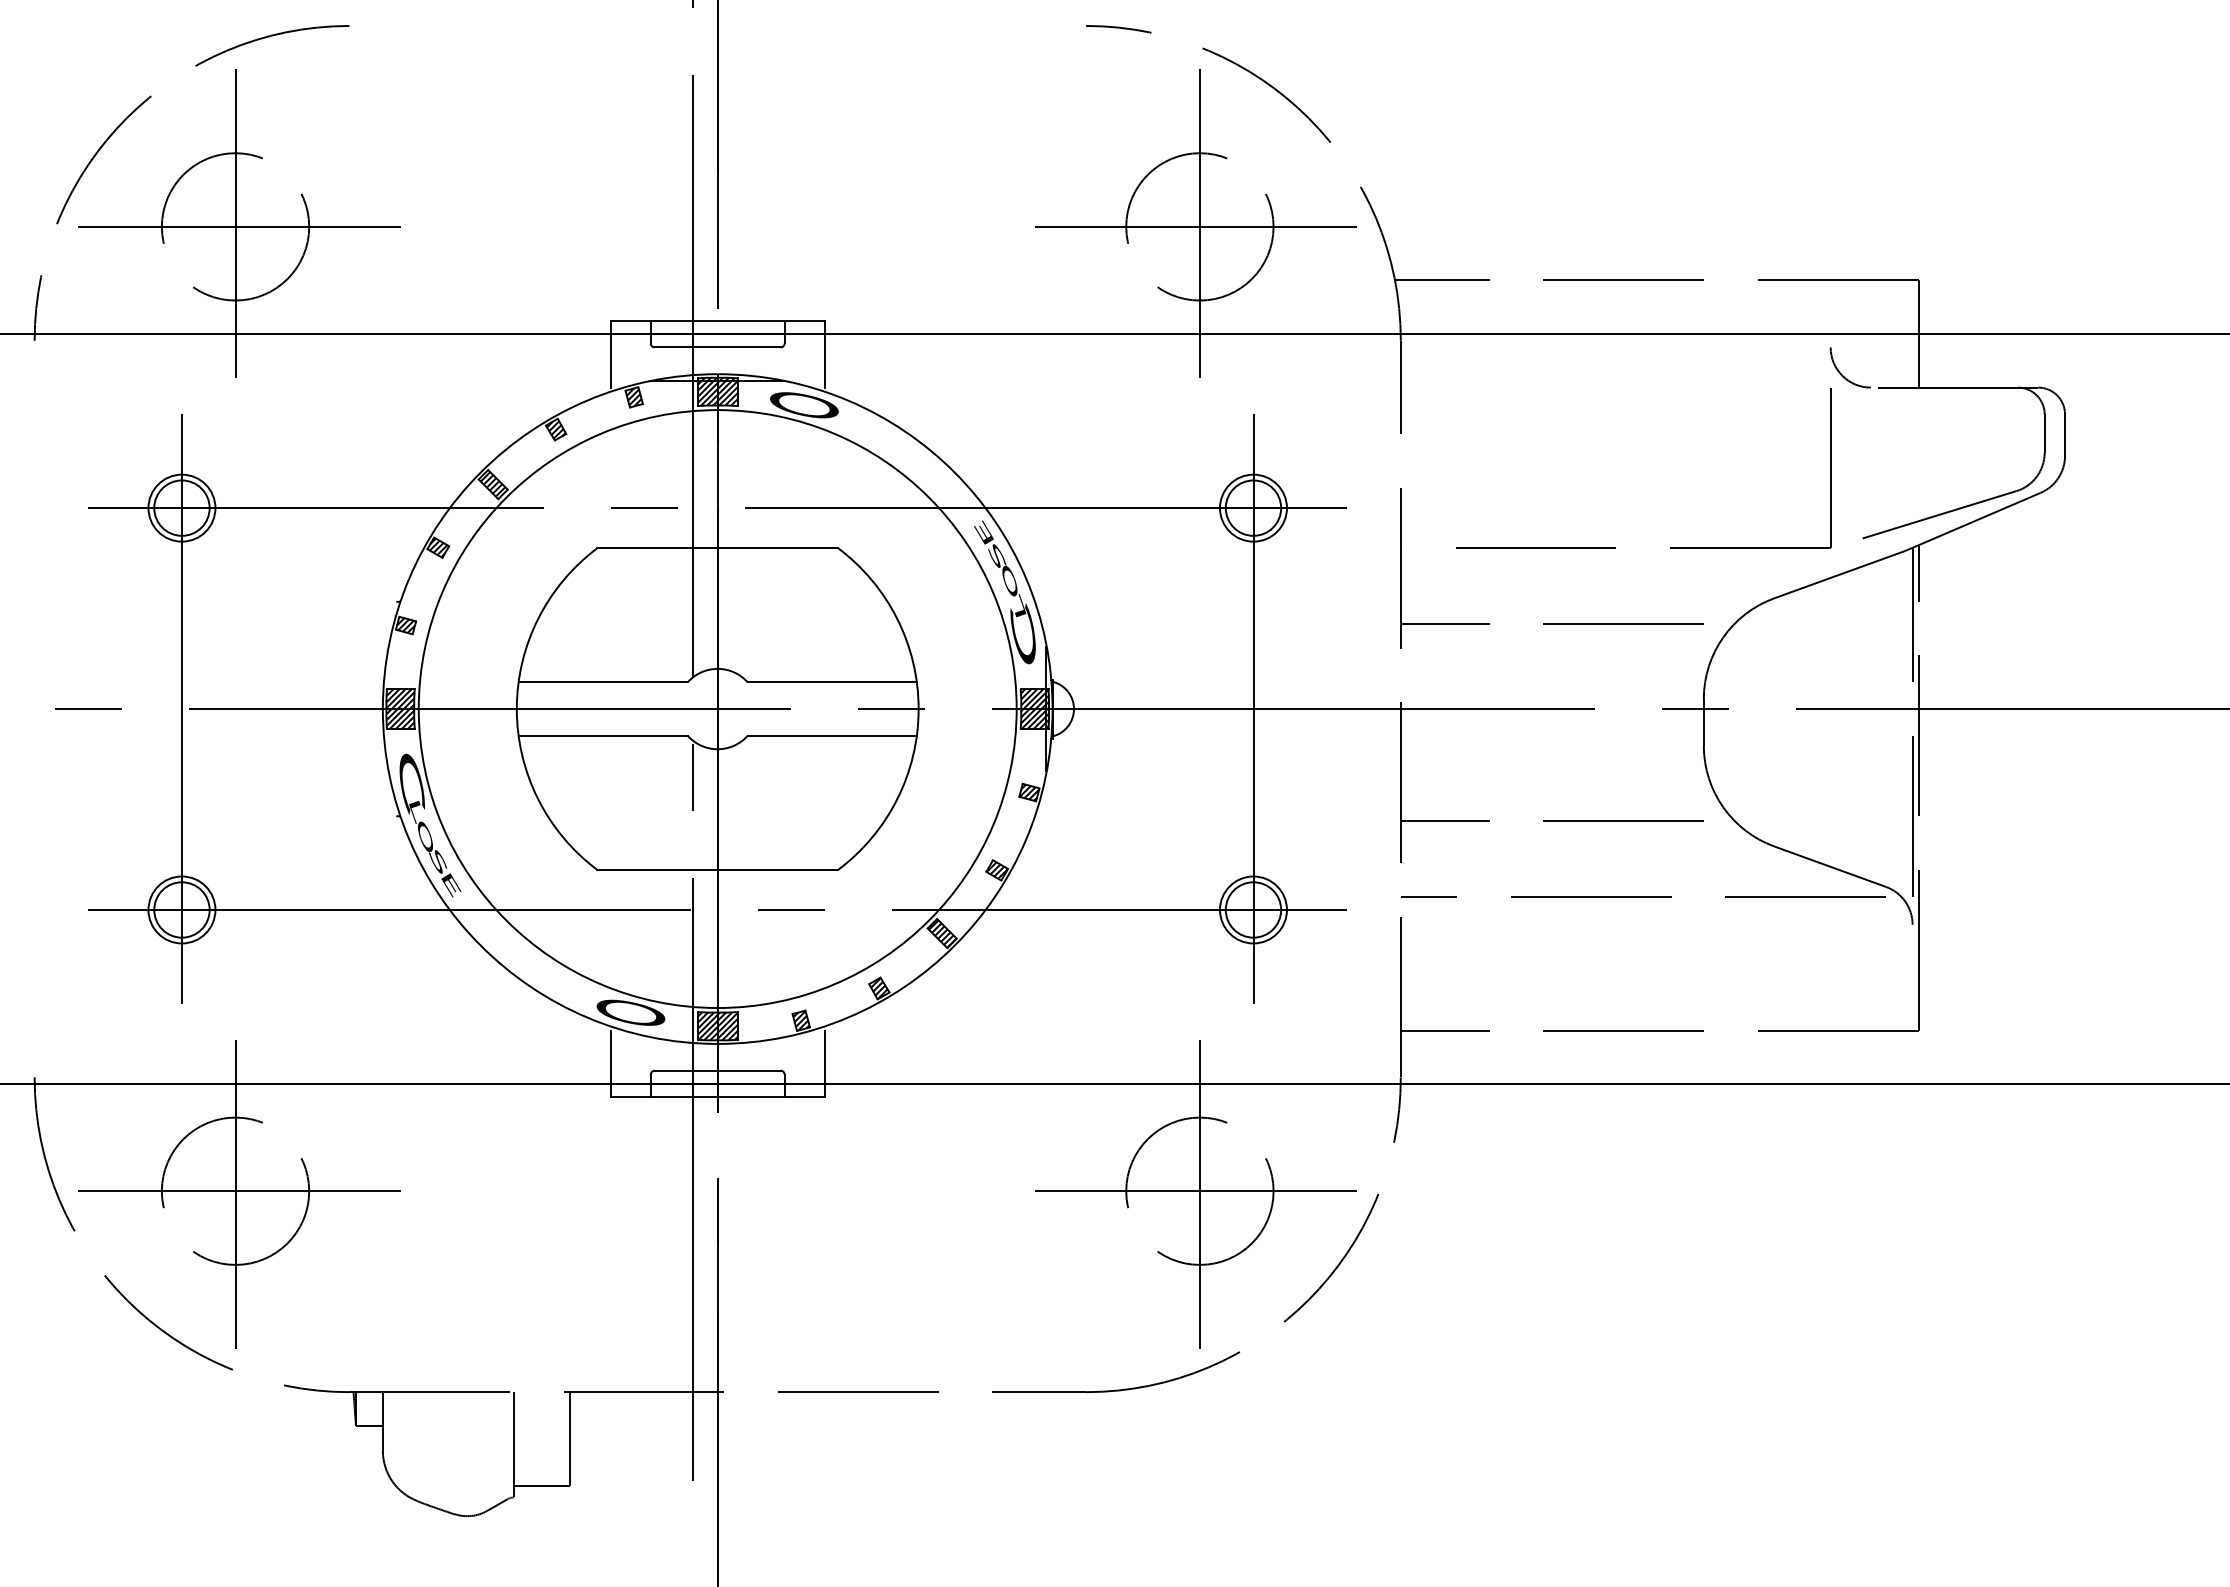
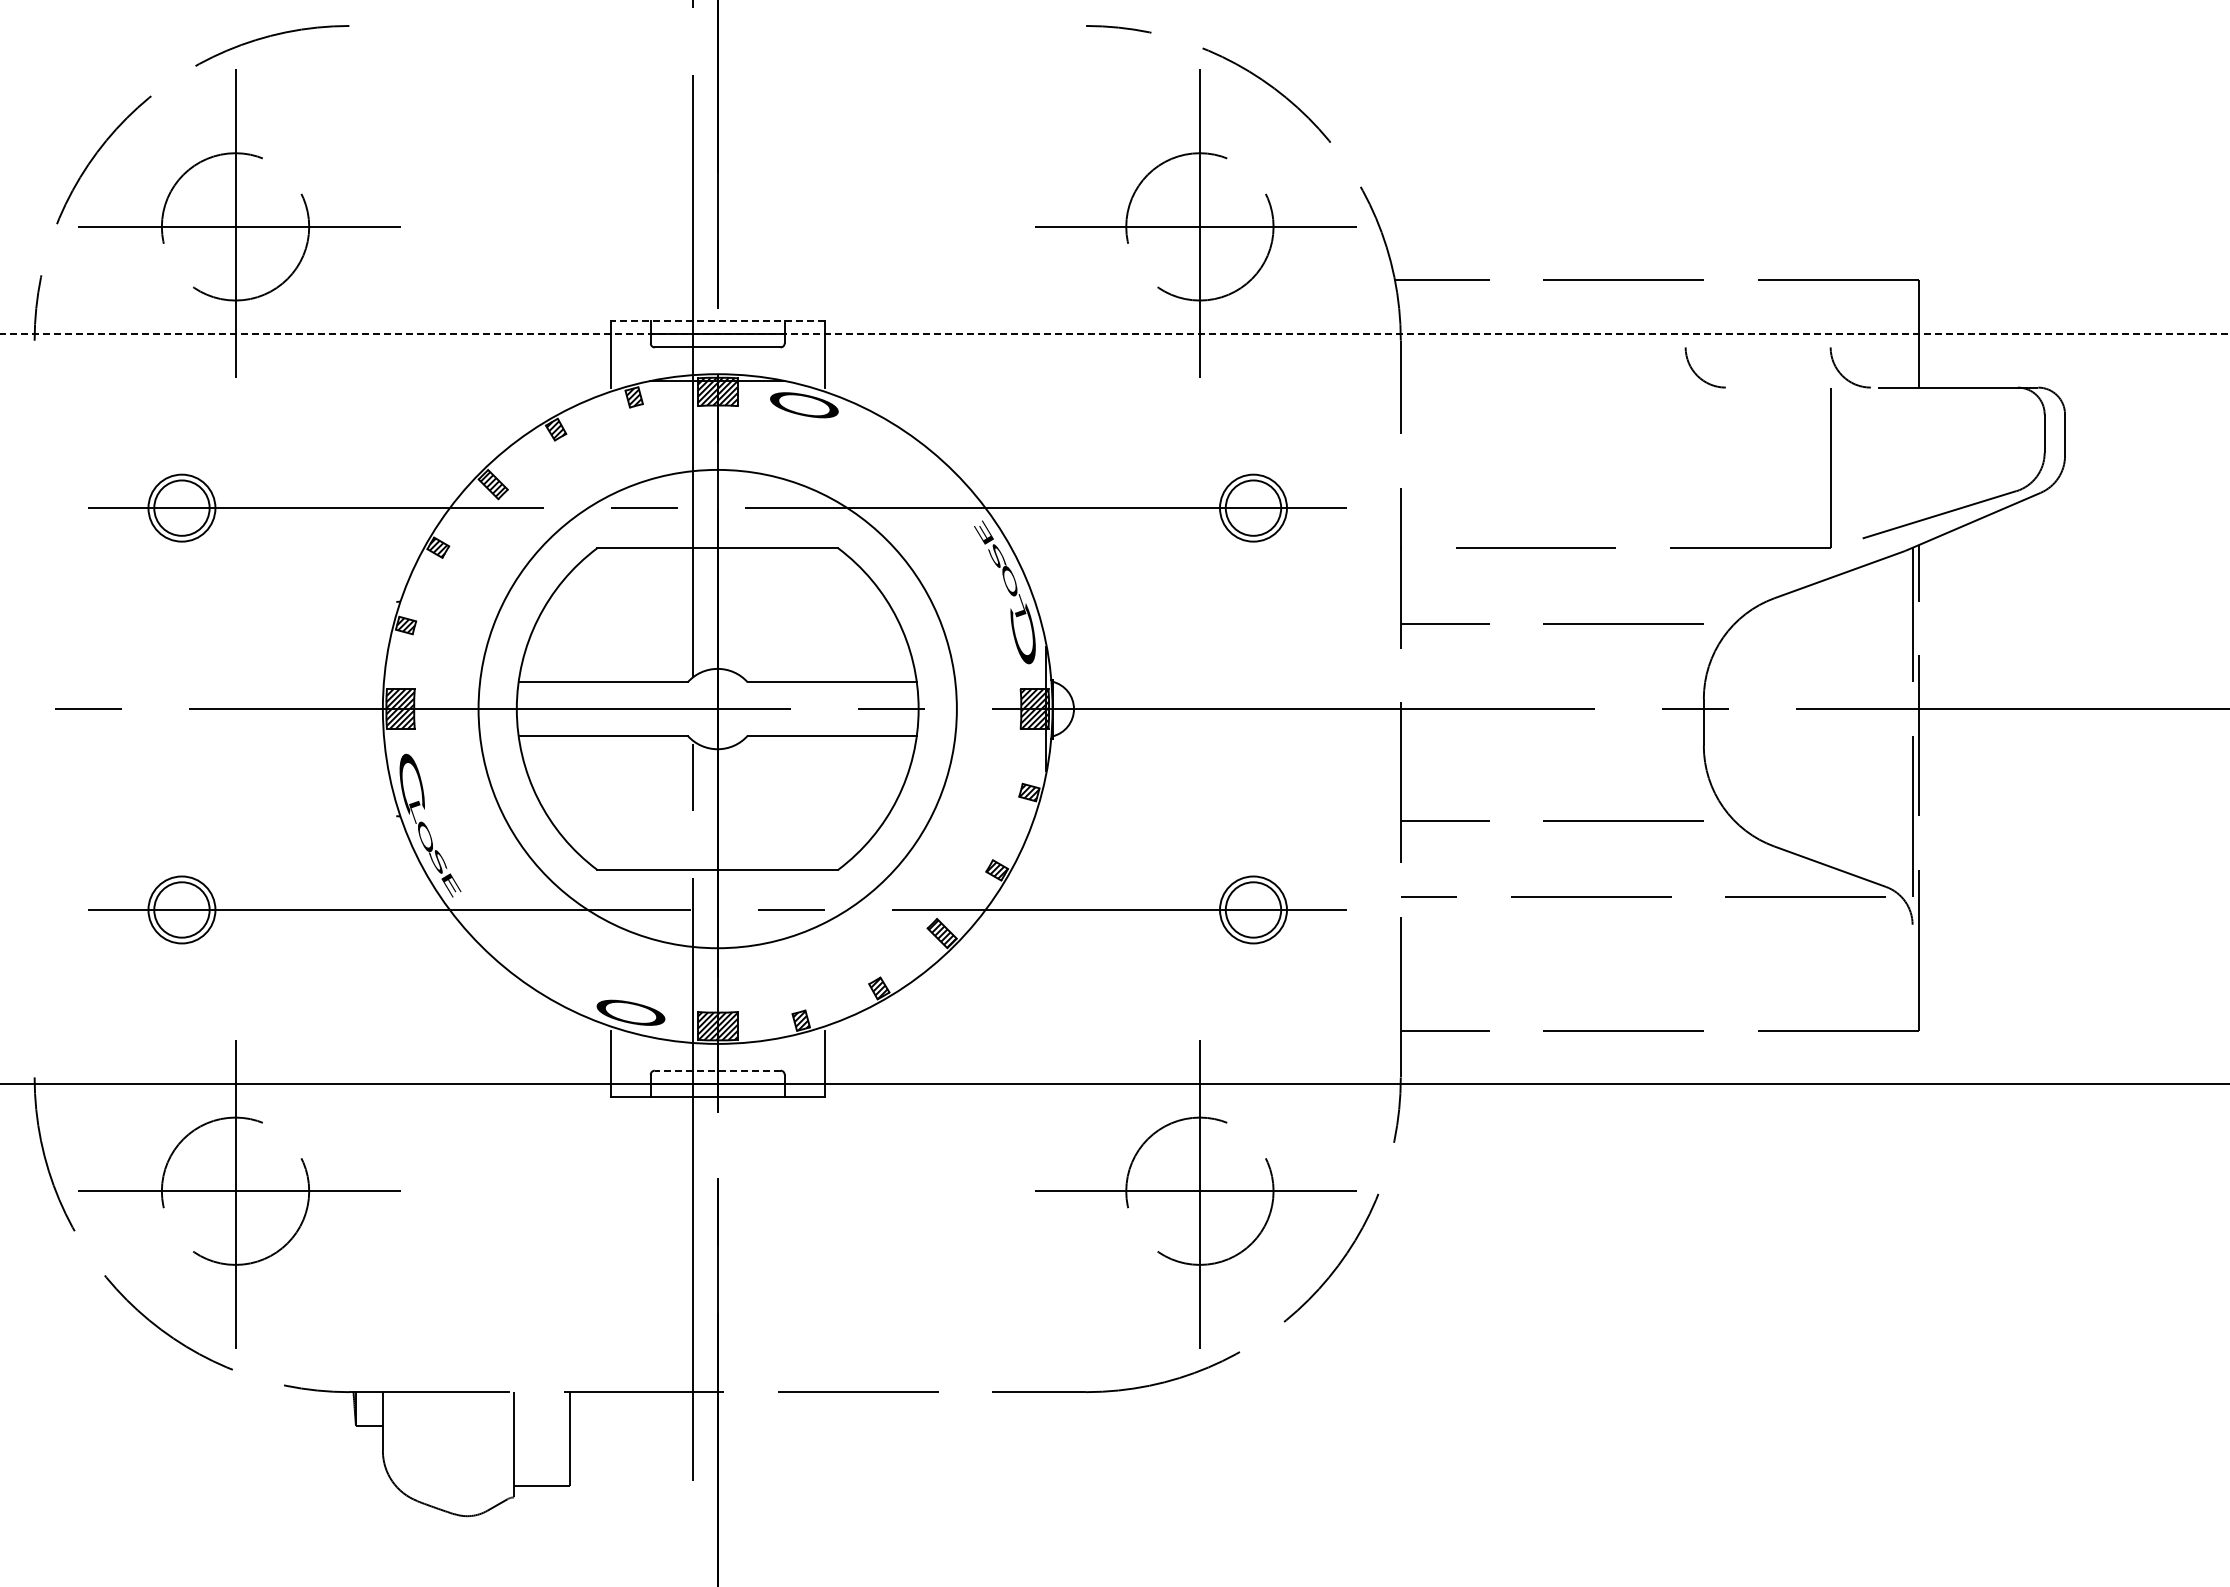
line: solid -> dashed (717, 320)
line: solid -> dashed (1114, 334)
arc: none -> present (1697, 374)
line: present -> none (181, 708)
line: present -> none (1253, 708)
circle diameter: 598 px -> 478 px (717, 708)
line: solid -> dashed (717, 1070)
